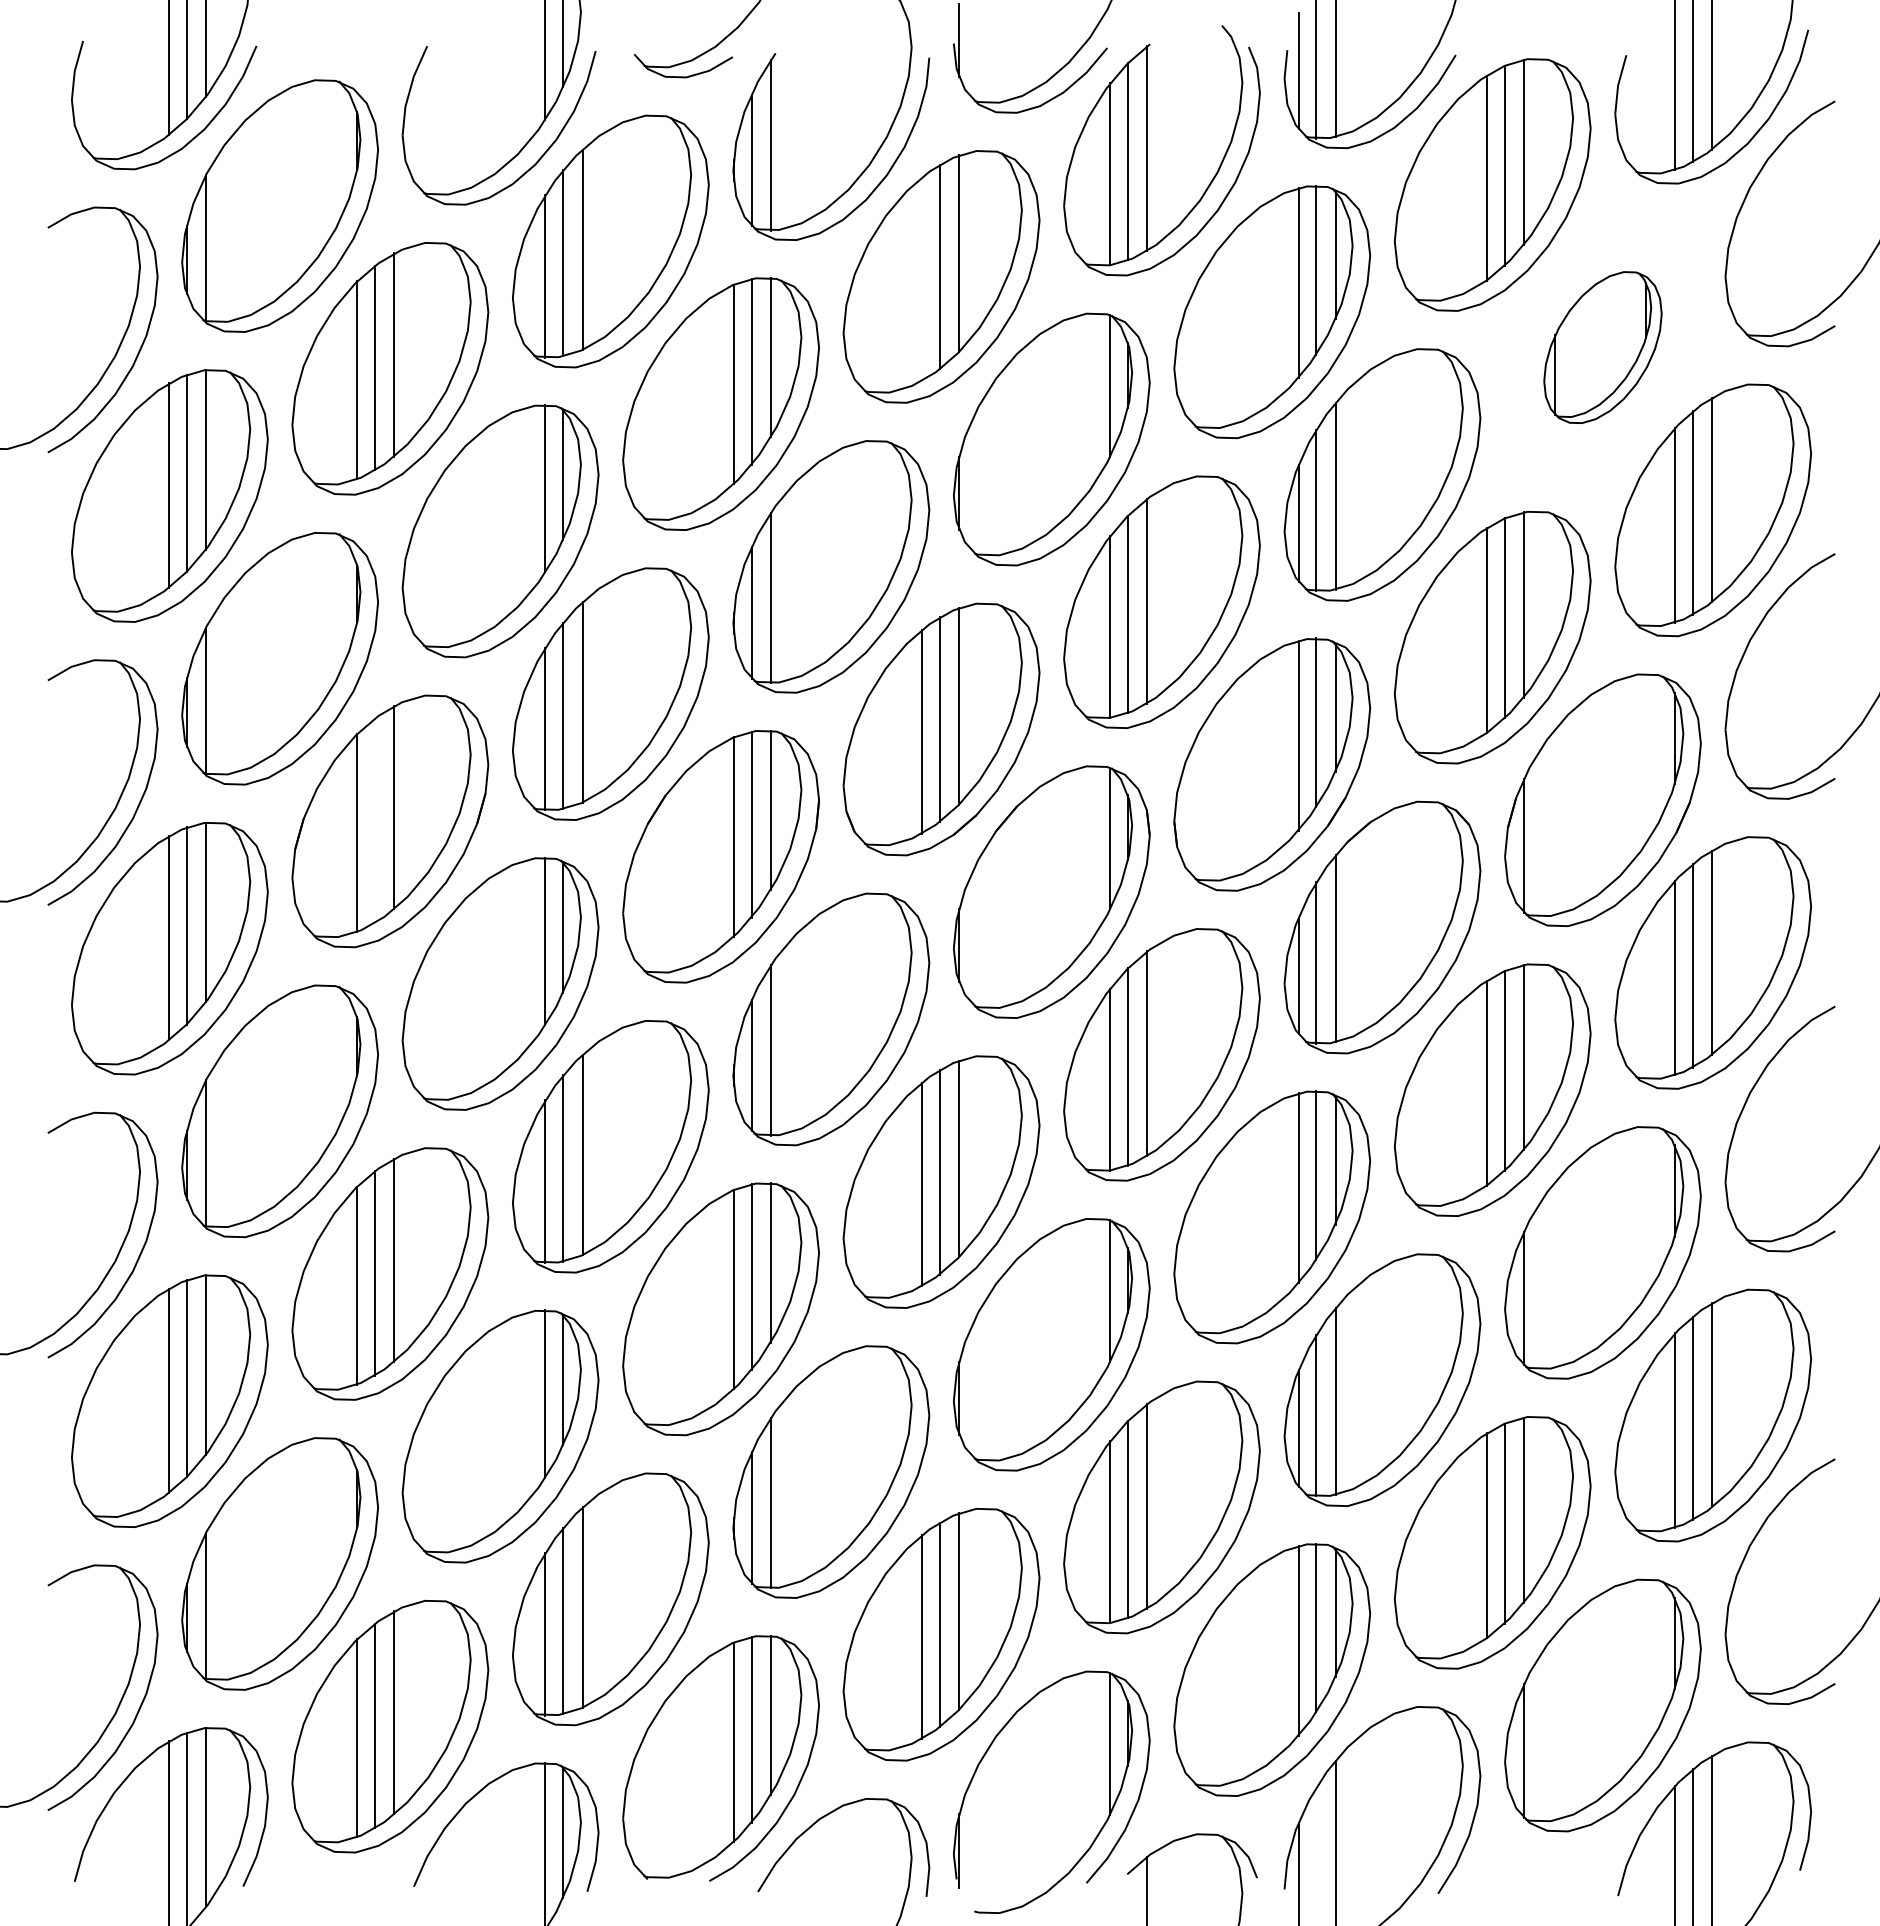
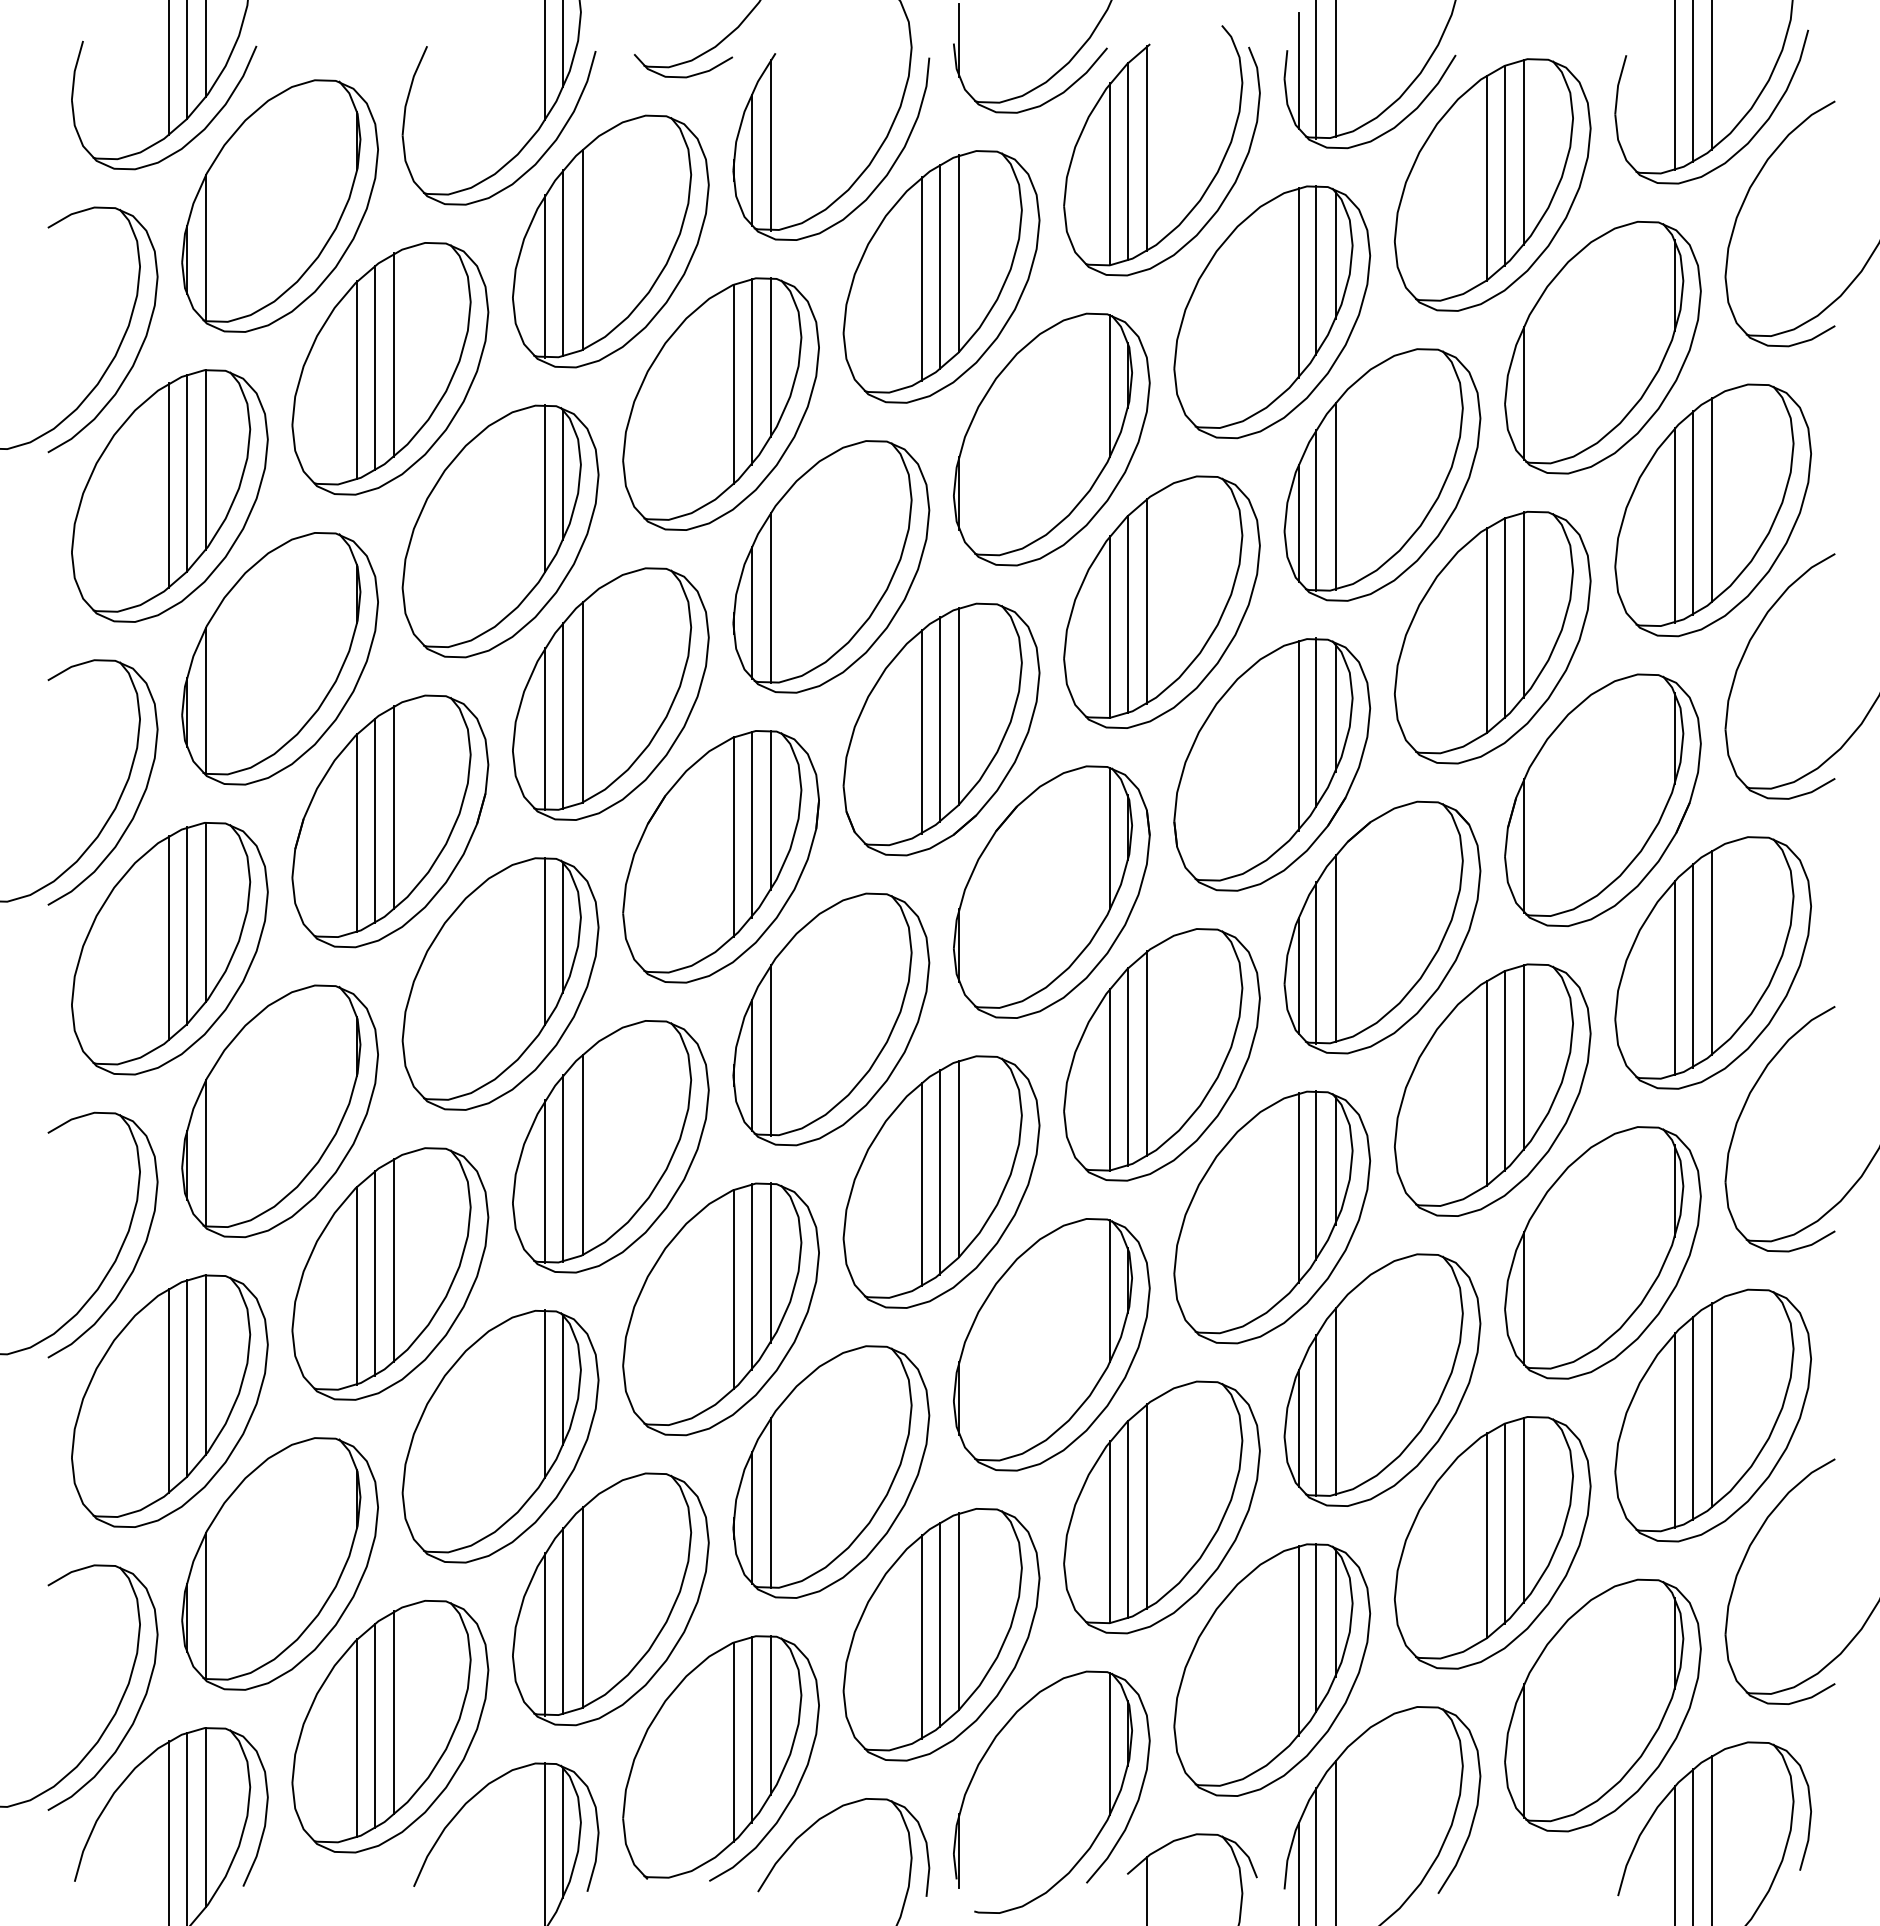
line: none -> present (921, 279)
part size: 120x153 px -> 198x255 px (1602, 347)
line: none -> present (375, 820)
line: none -> present (1316, 1854)
